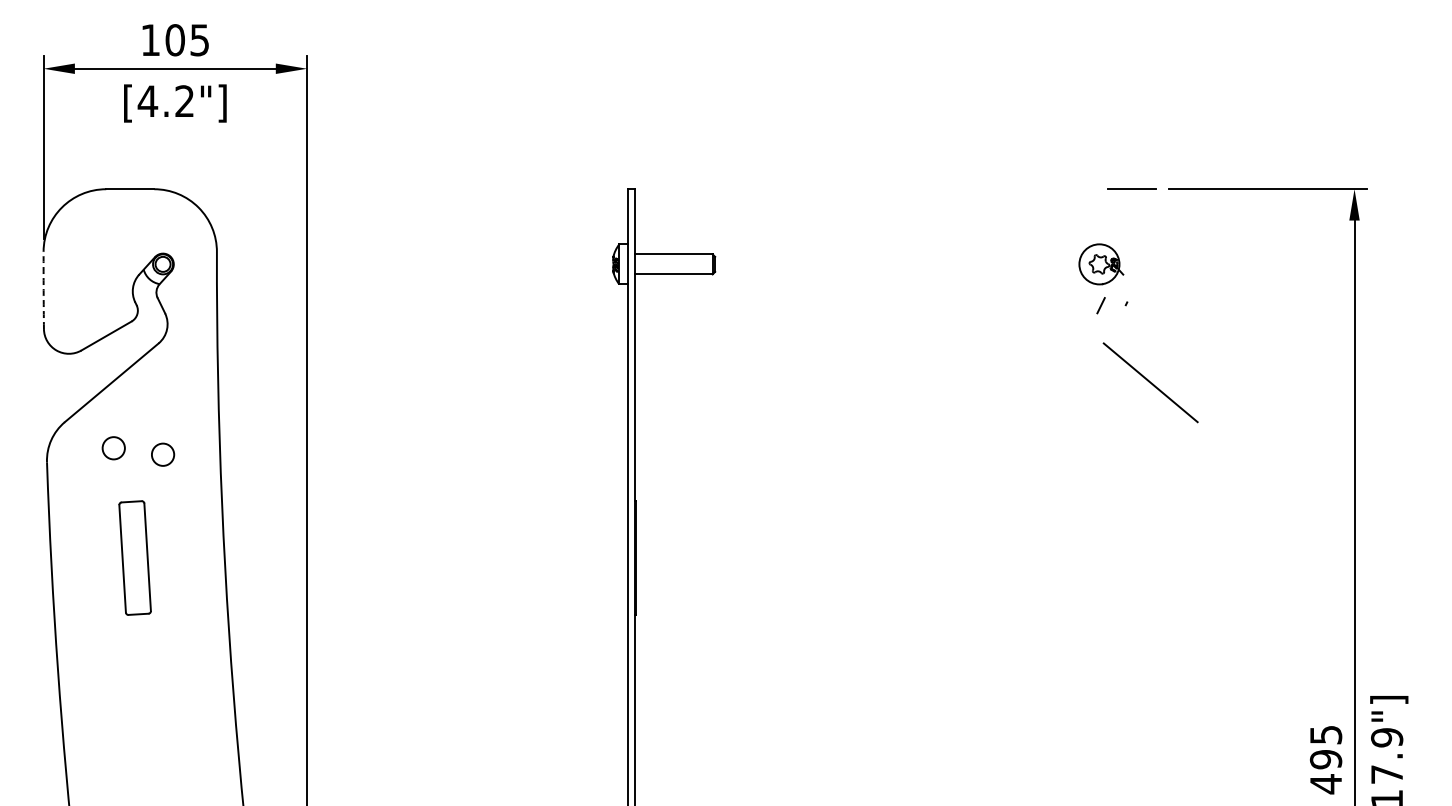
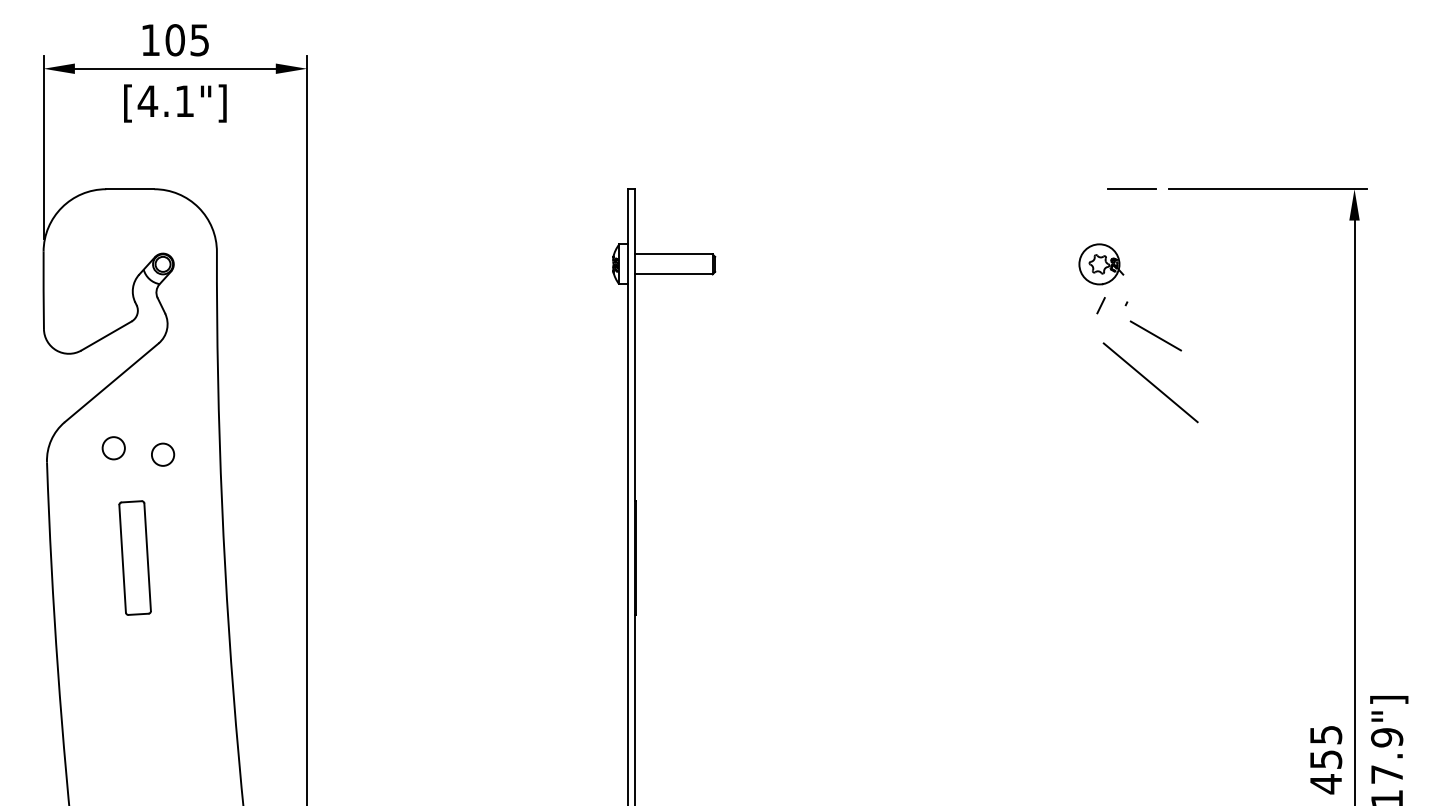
text: [4.2"] -> [4.1"] (184, 100)
arc: dashed -> solid (43, 290)
line: none -> present (1155, 335)
text: 495 -> 455 (1325, 759)
